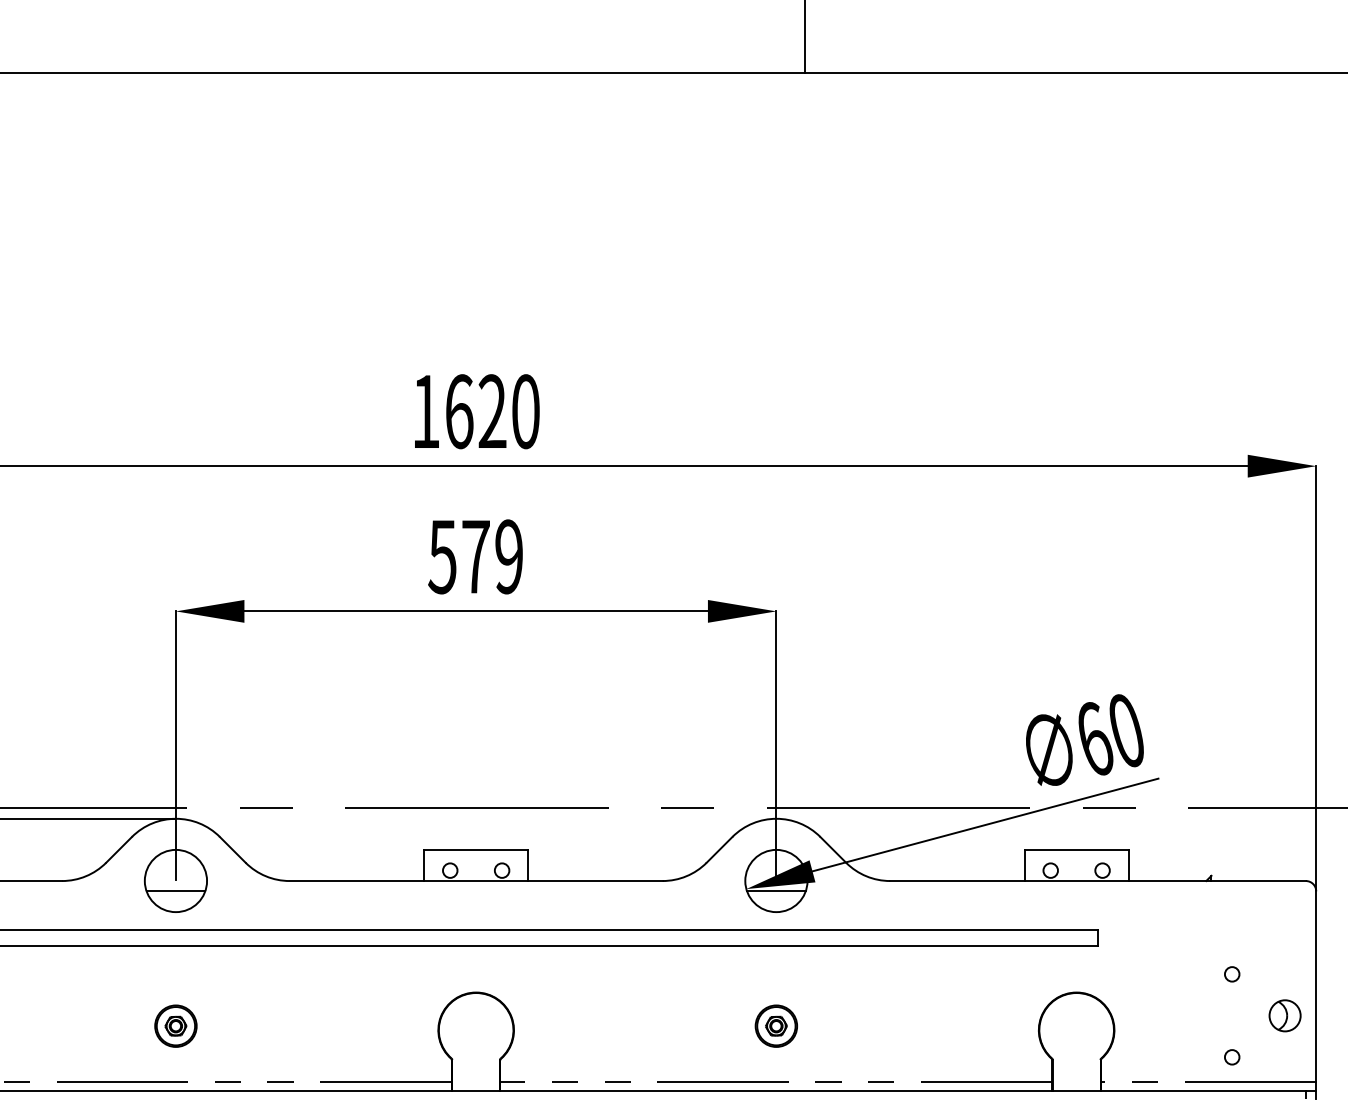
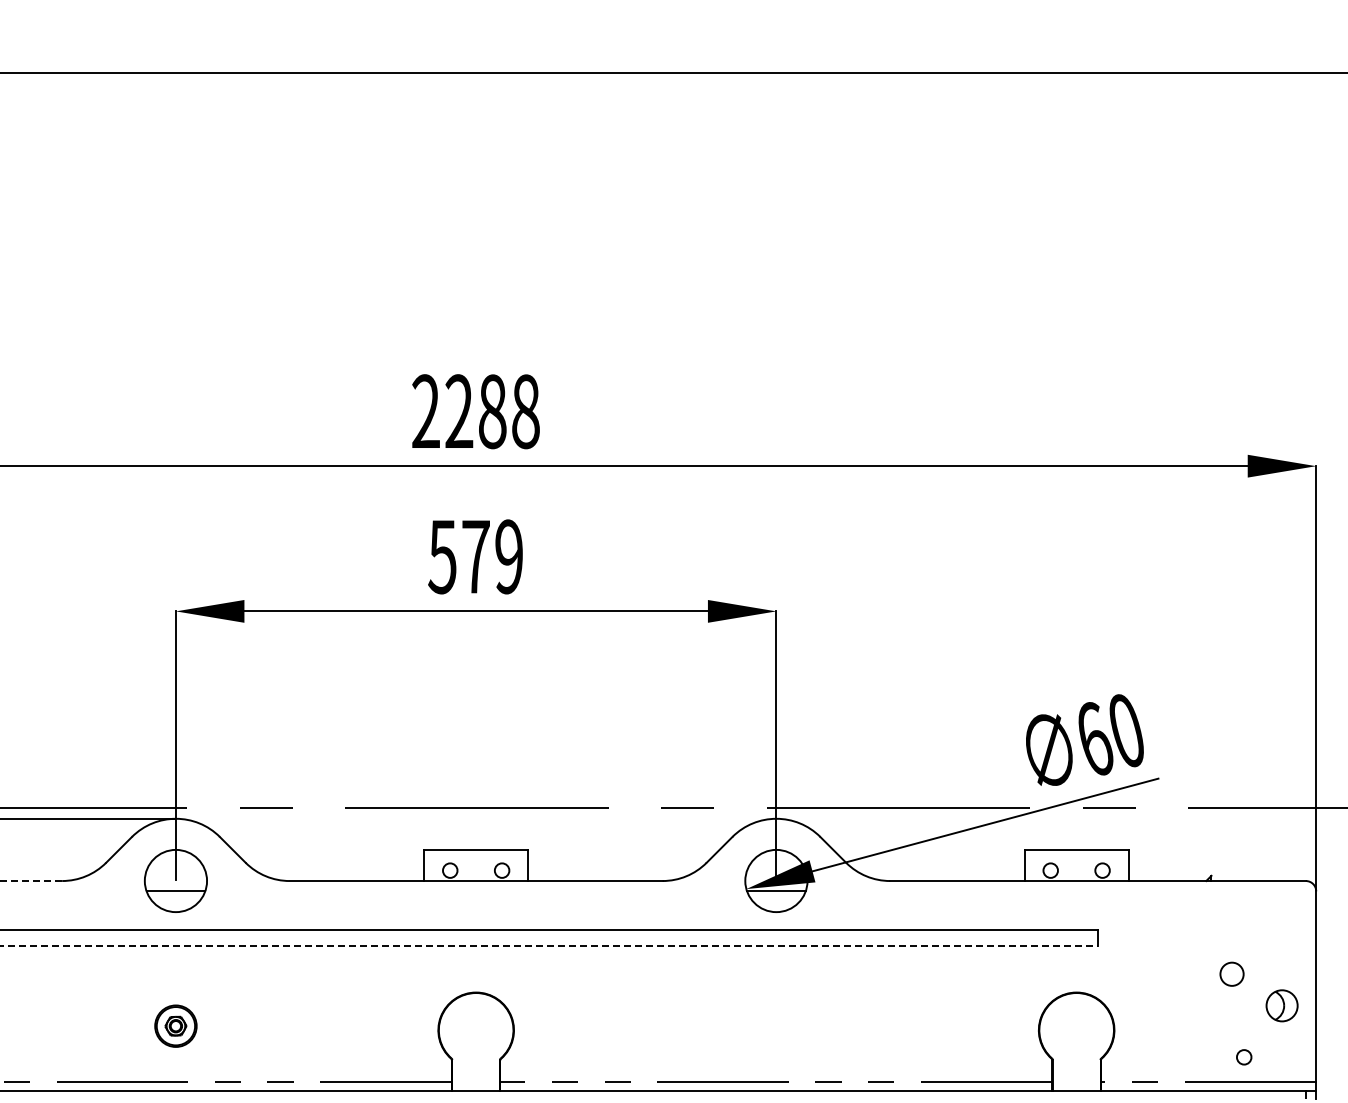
line: present -> none (804, 37)
text: 1620 -> 2288 (475, 411)
line: solid -> dashed (31, 881)
line: solid -> dashed (549, 946)
circle size: 17x17 px -> 26x26 px (1231, 973)
part position: (1284, 1015) -> (1281, 1005) (1281, 1005)
part: present -> none (775, 1025)
circle position: (1232, 1057) -> (1244, 1057) (1244, 1057)
